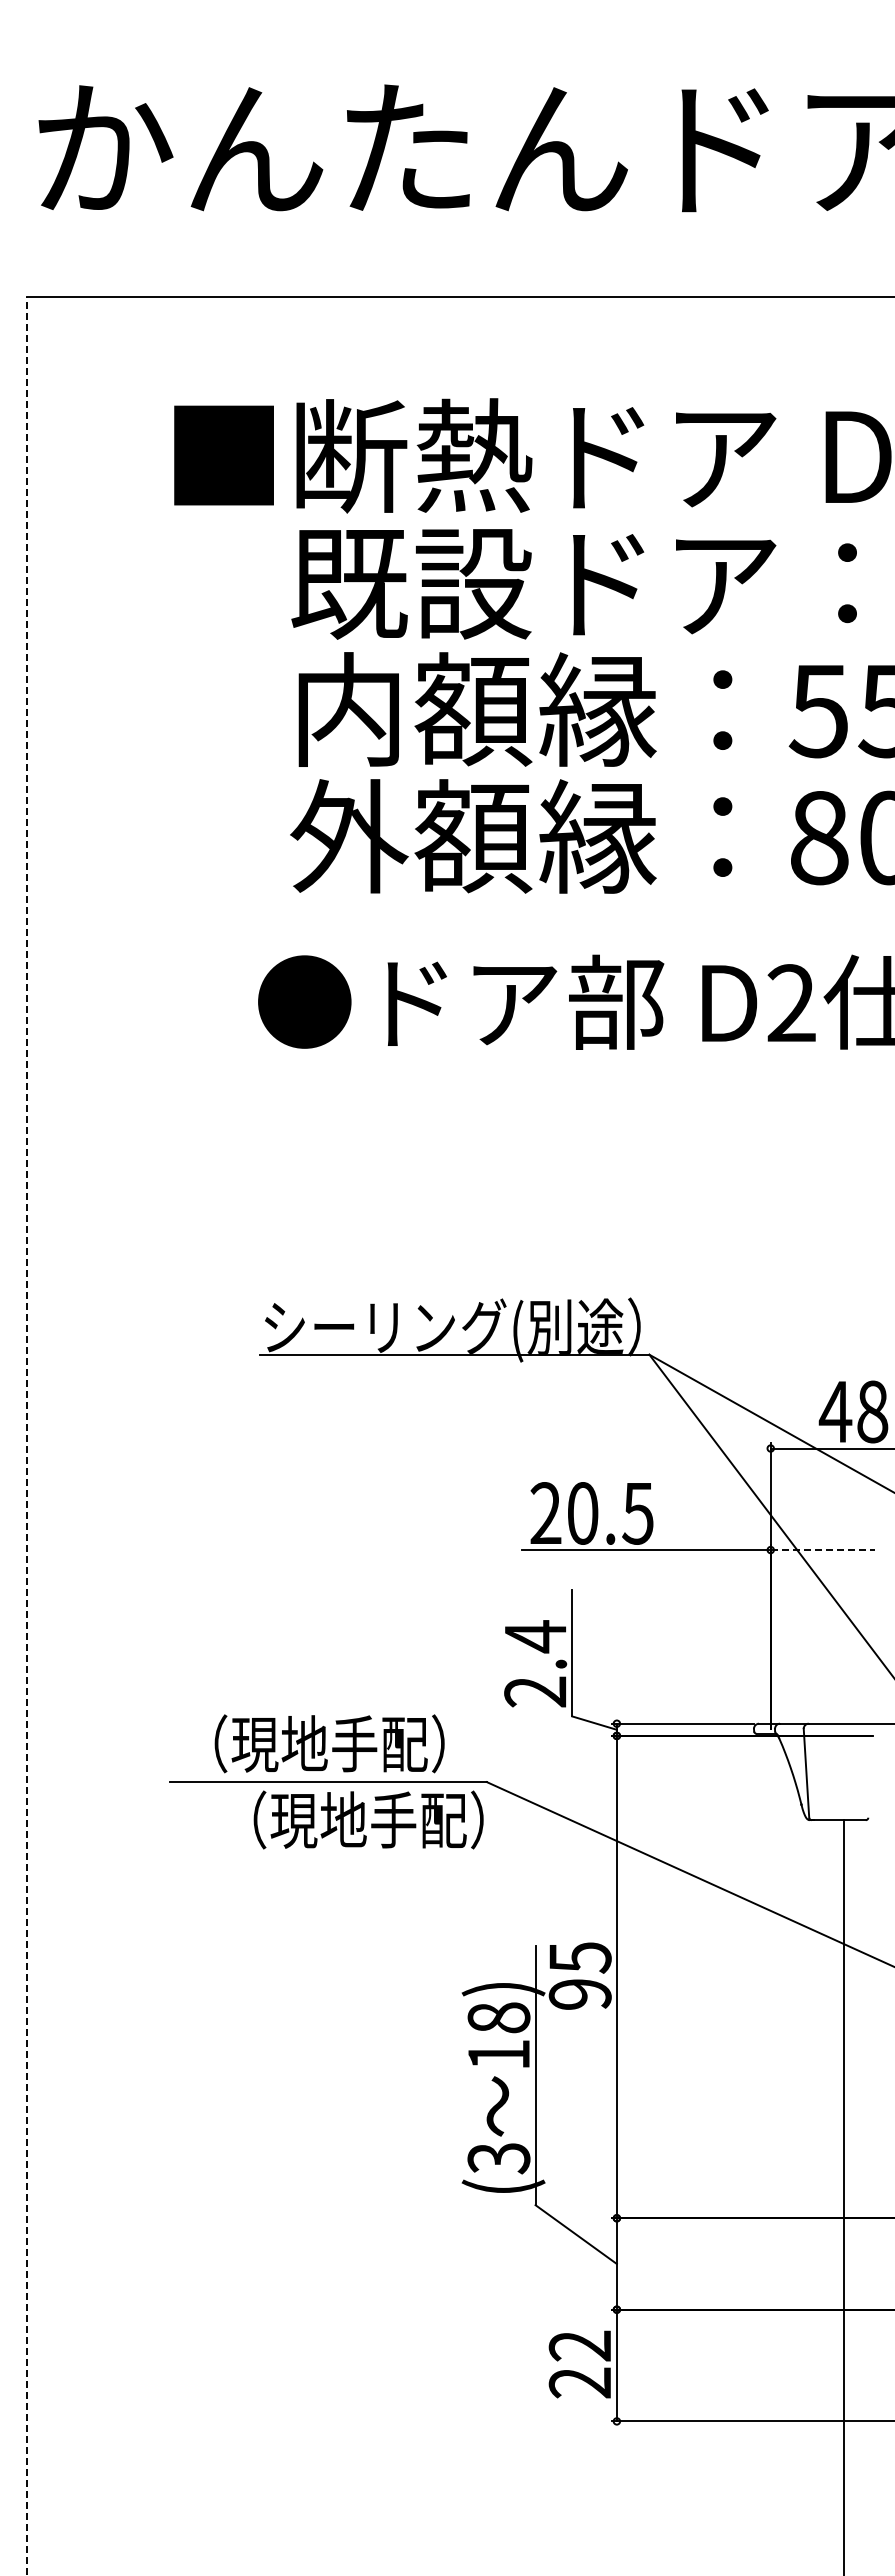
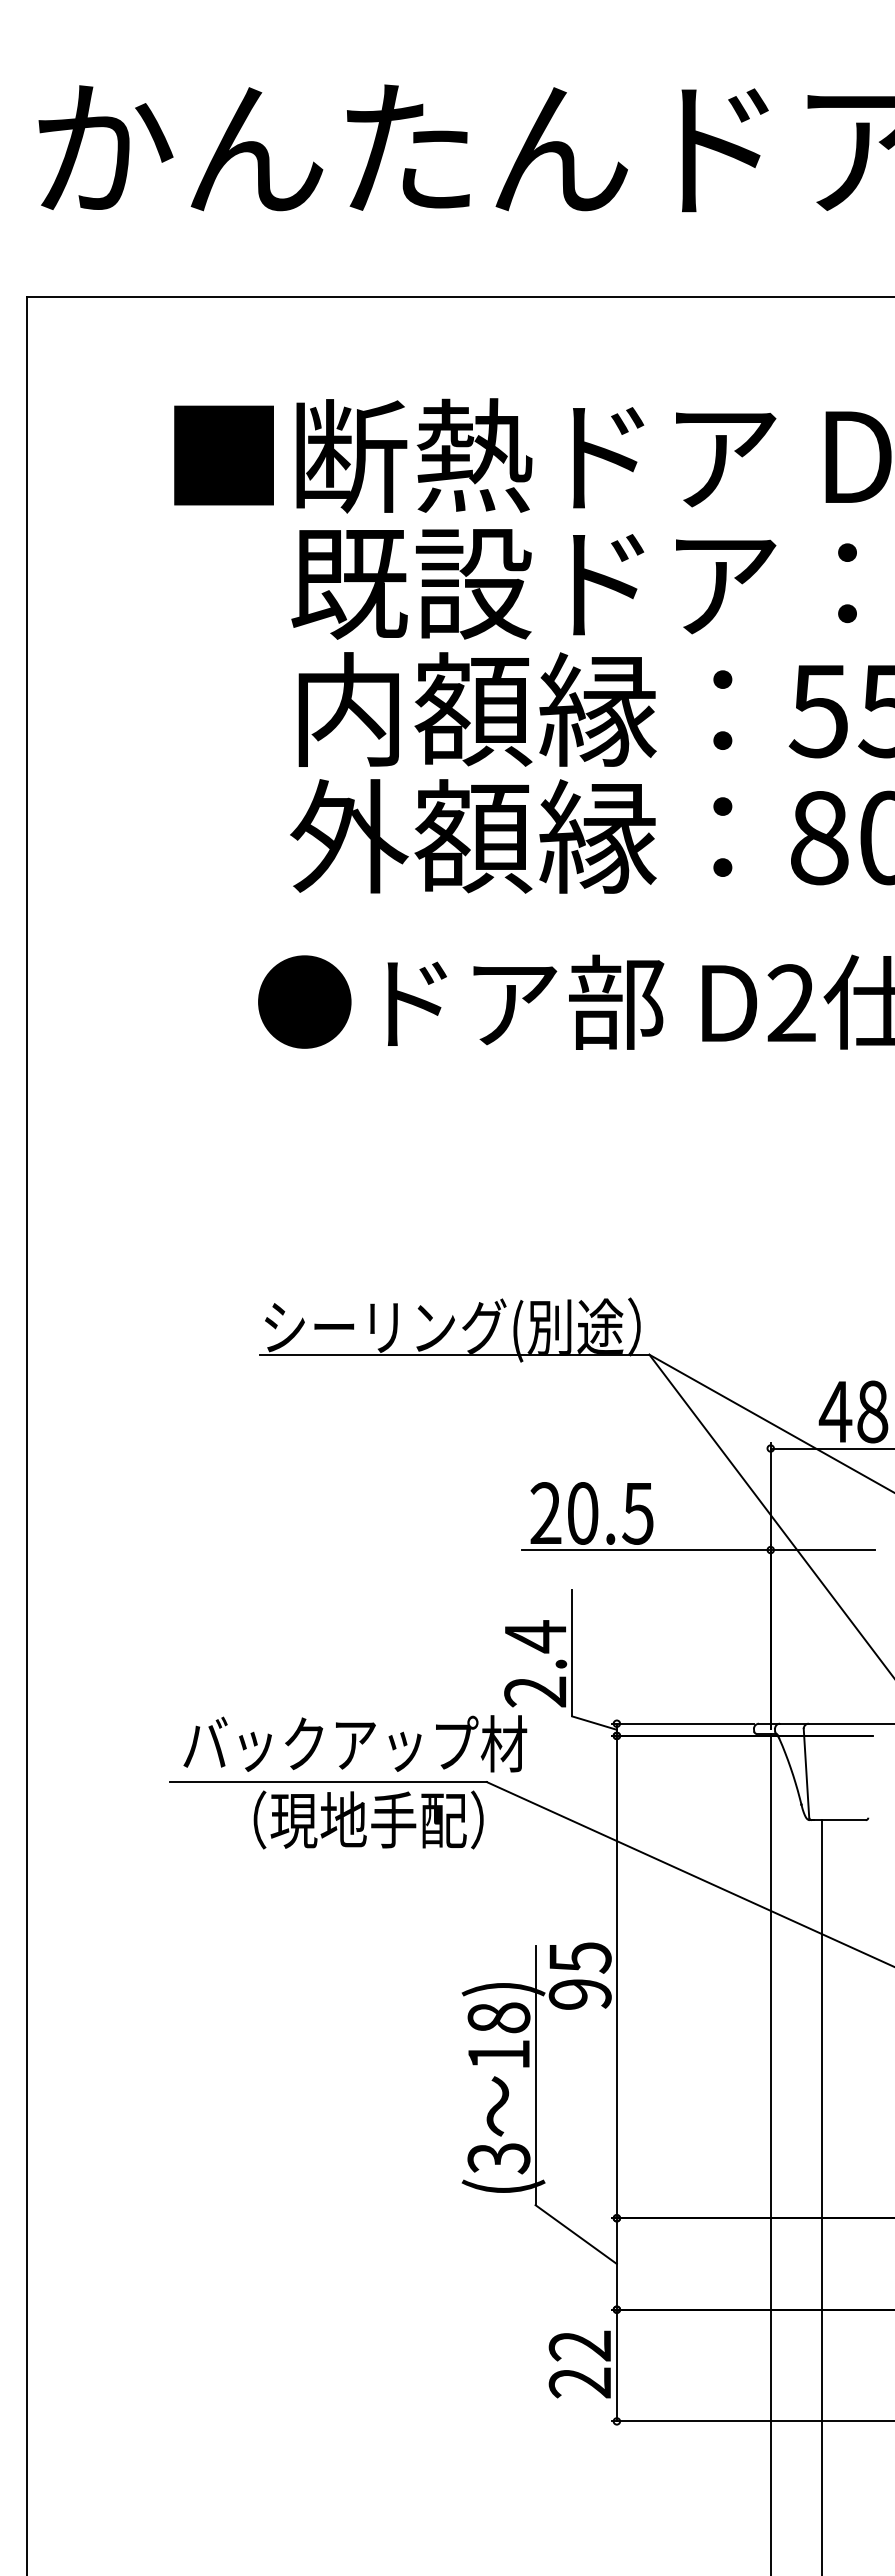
line: dashed -> solid (26, 1435)
line: dashed -> solid (823, 1550)
text: （現地手配） -> バックアップ材 (355, 1743)
line: none -> present (770, 2152)
line position: (843, 2196) -> (821, 2196) (821, 2196)
